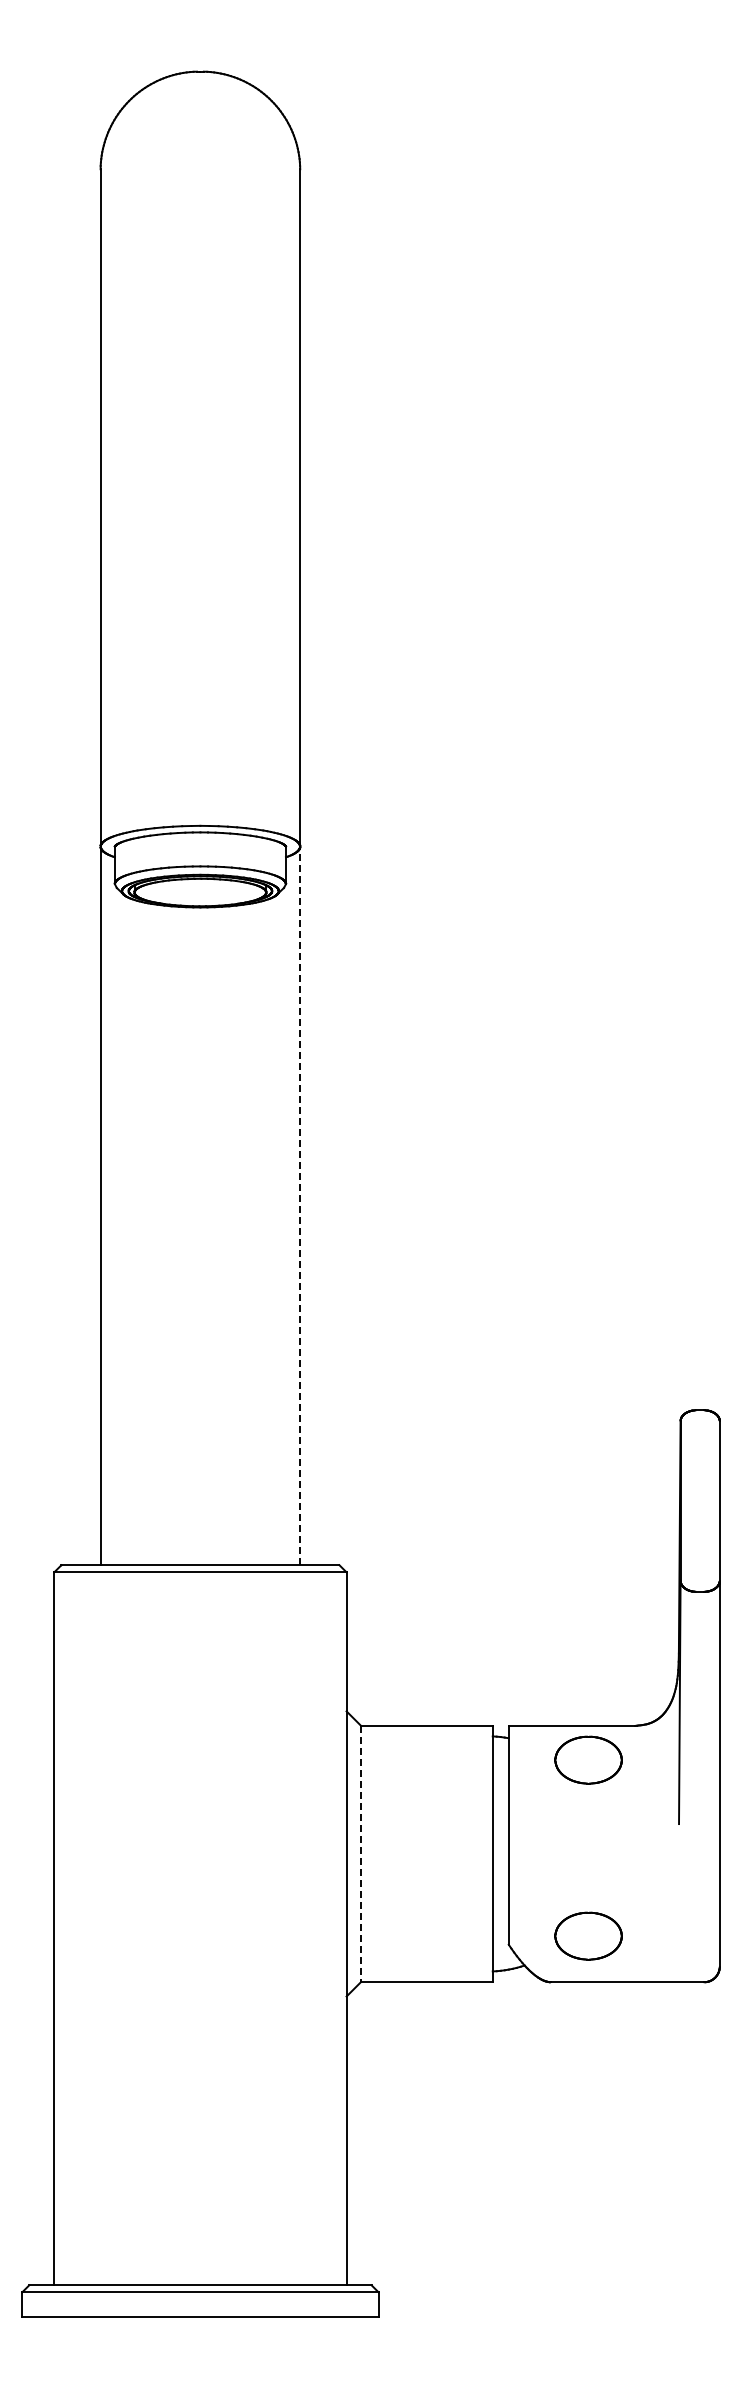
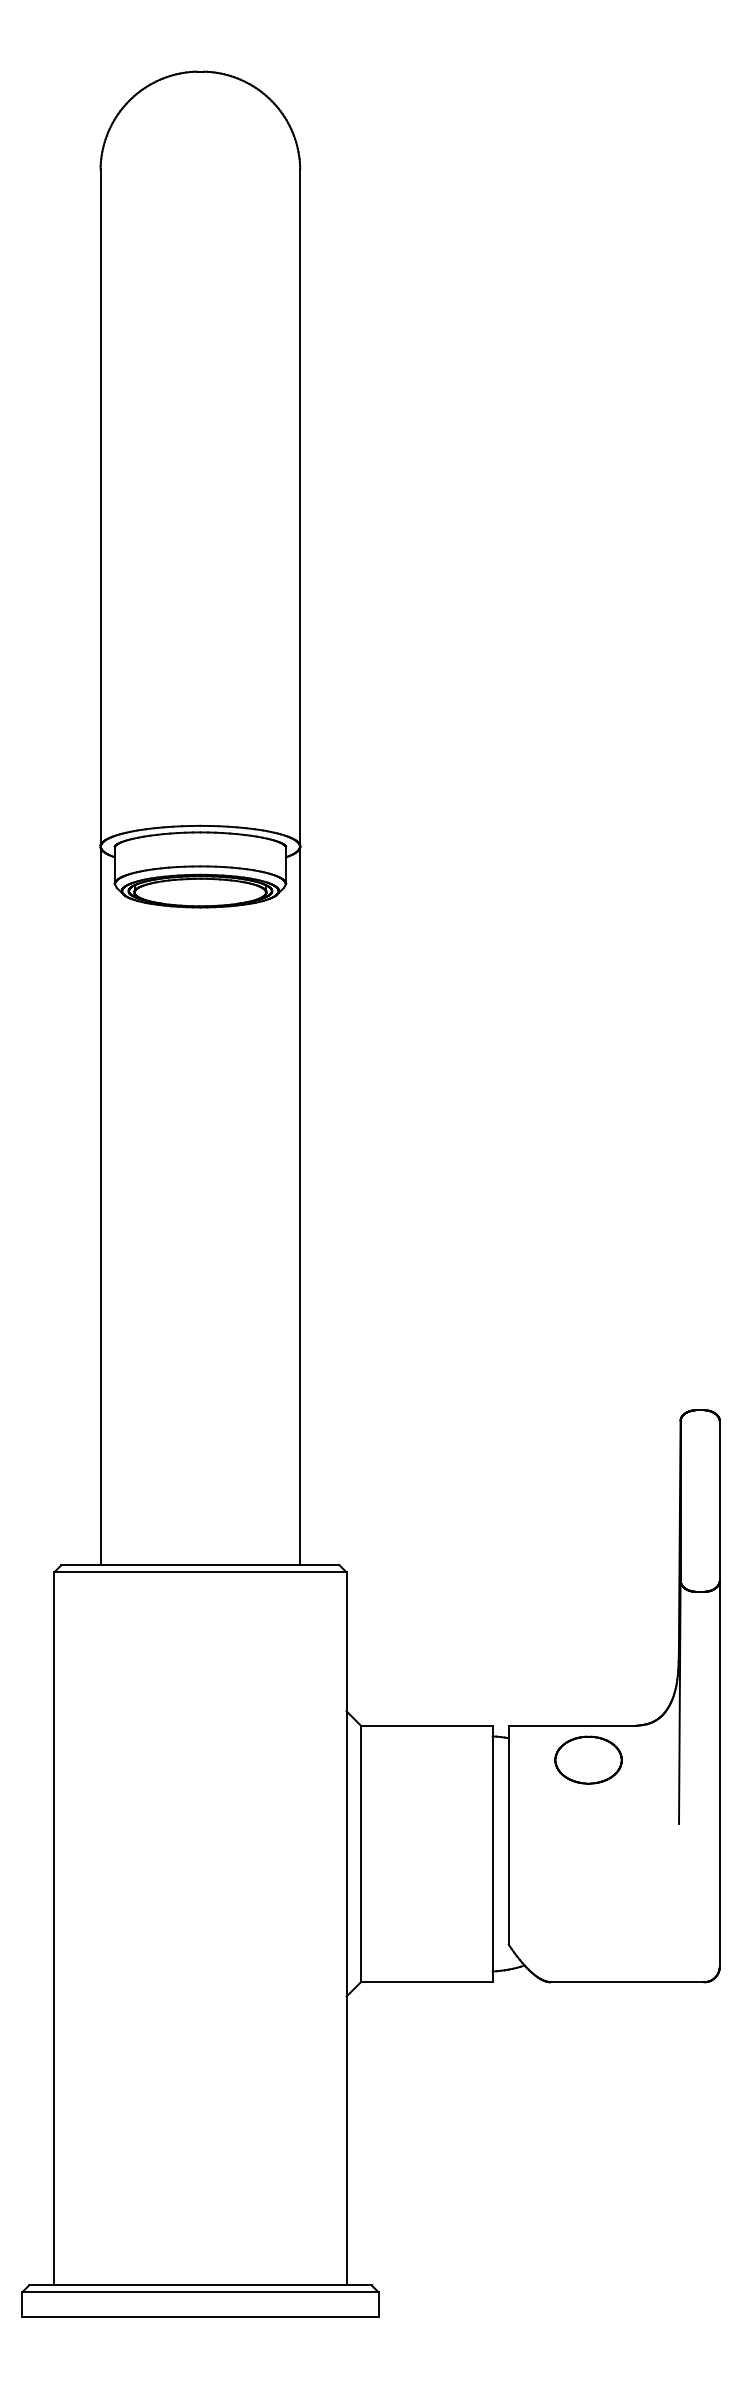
line: dashed -> solid (300, 1205)
line: dashed -> solid (360, 1854)
part: present -> none (588, 1935)
